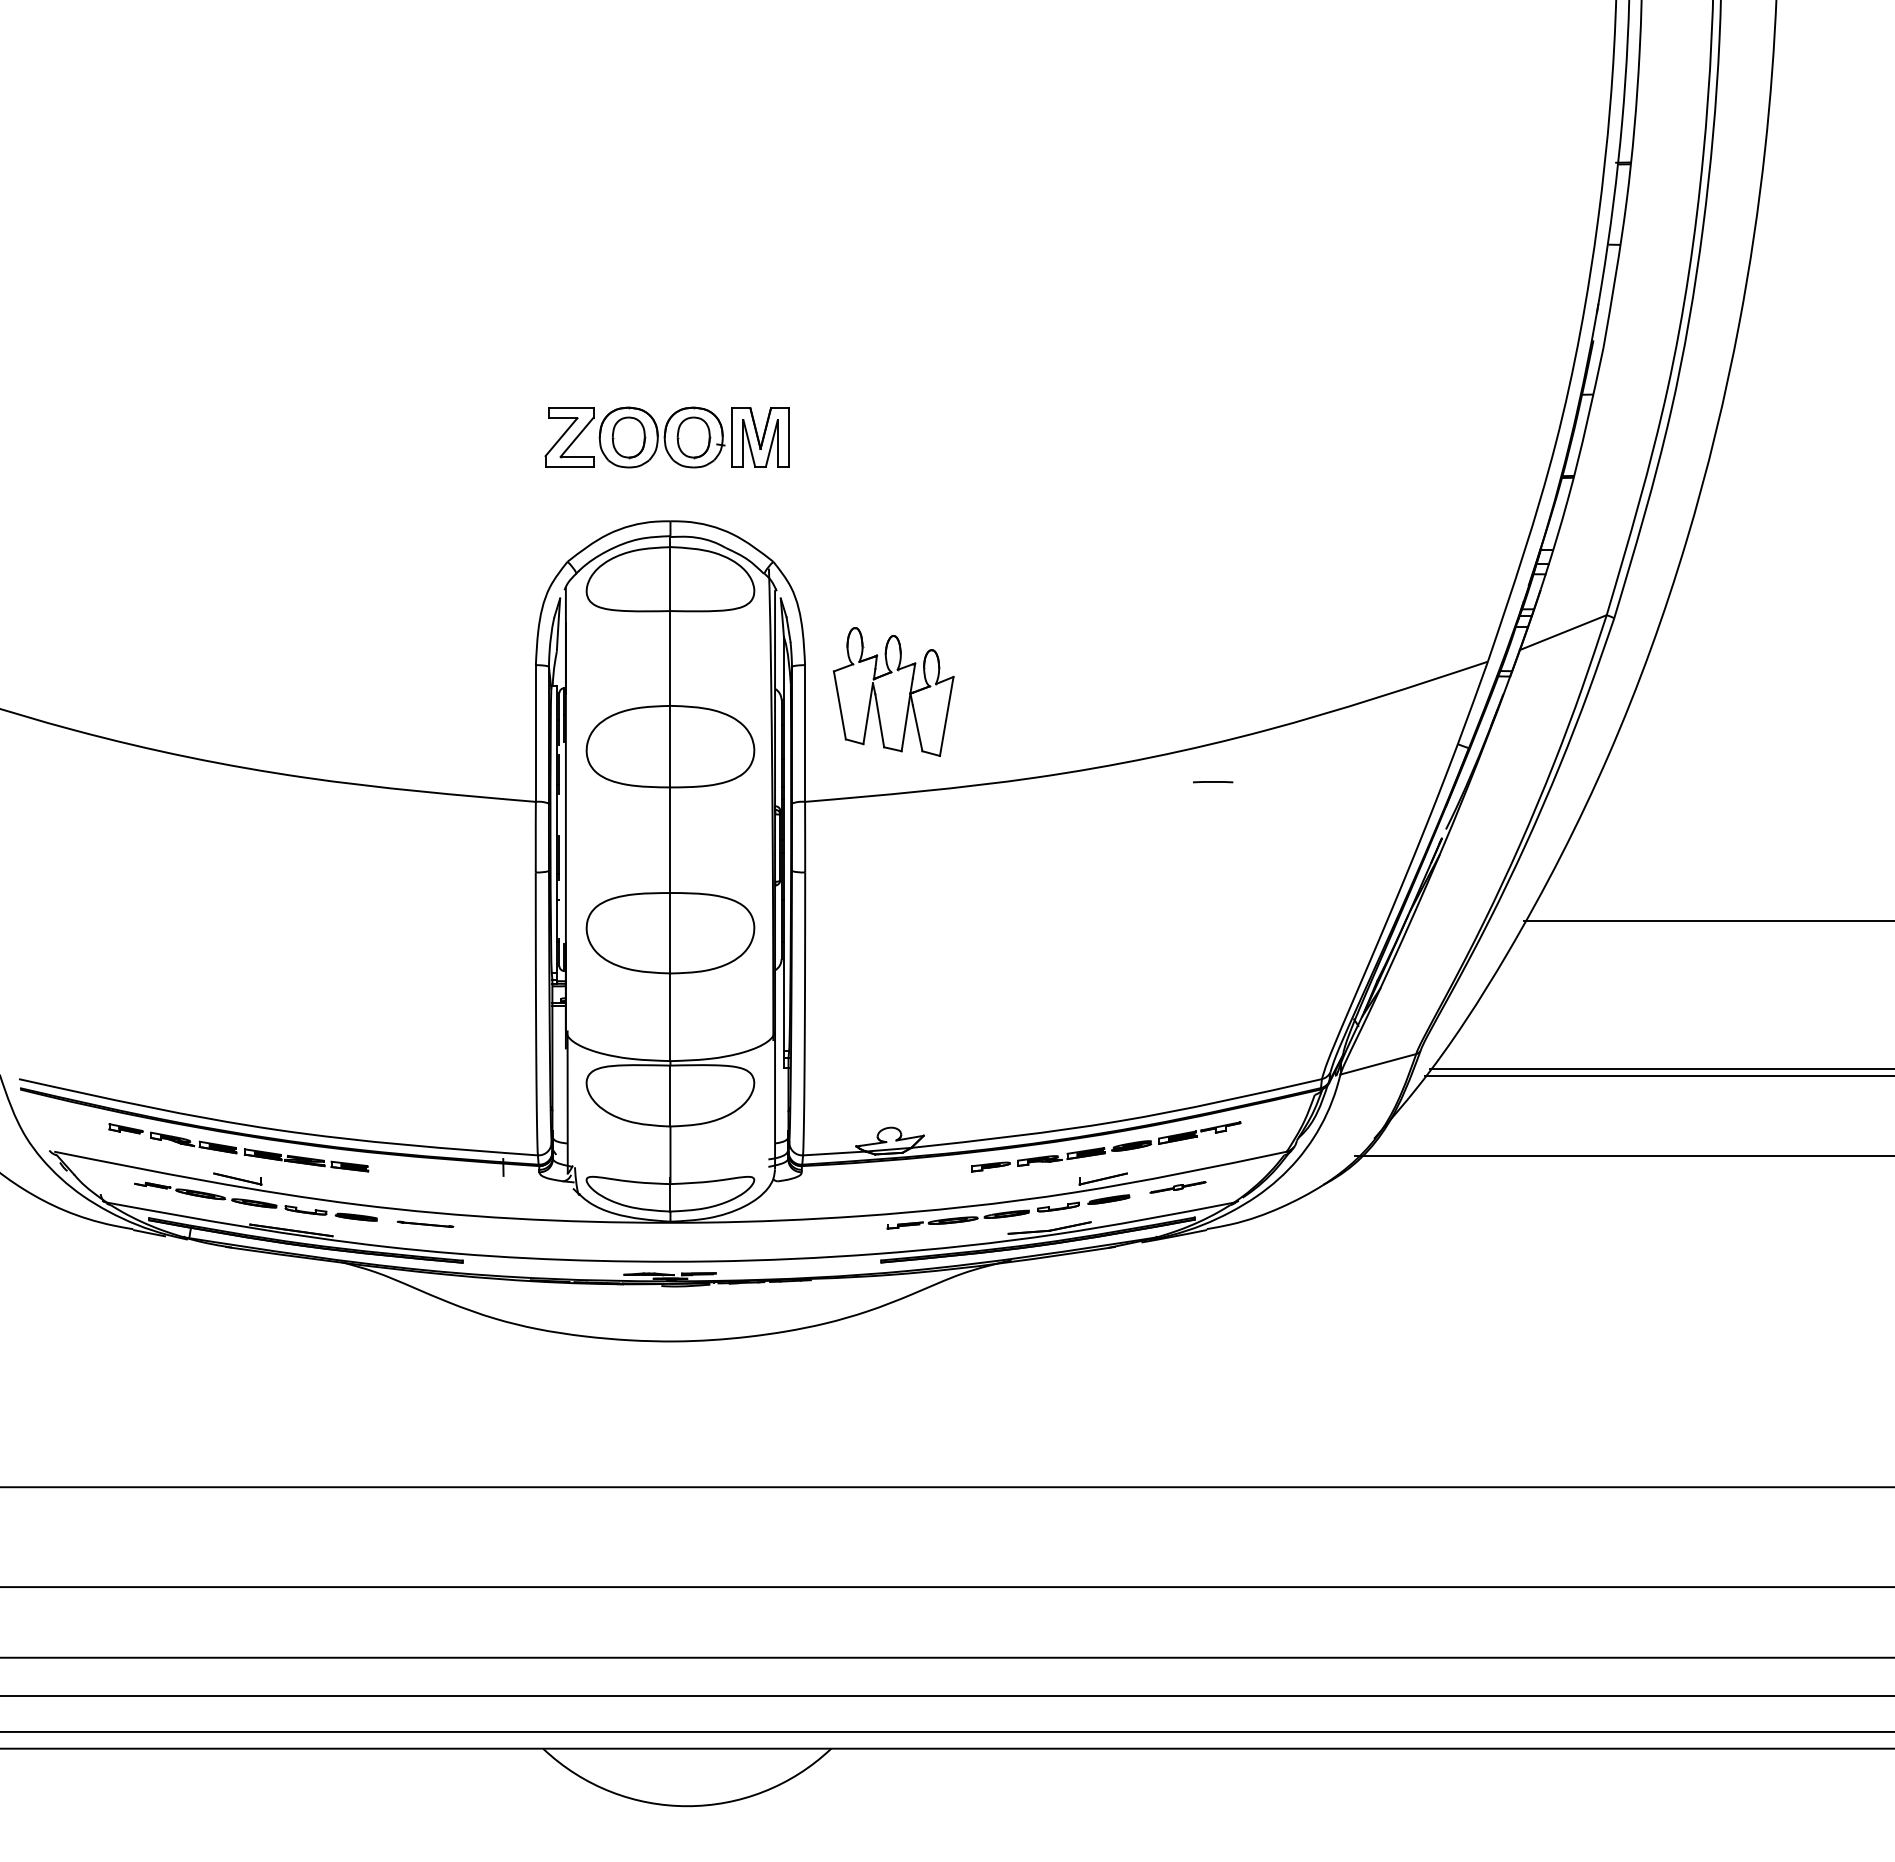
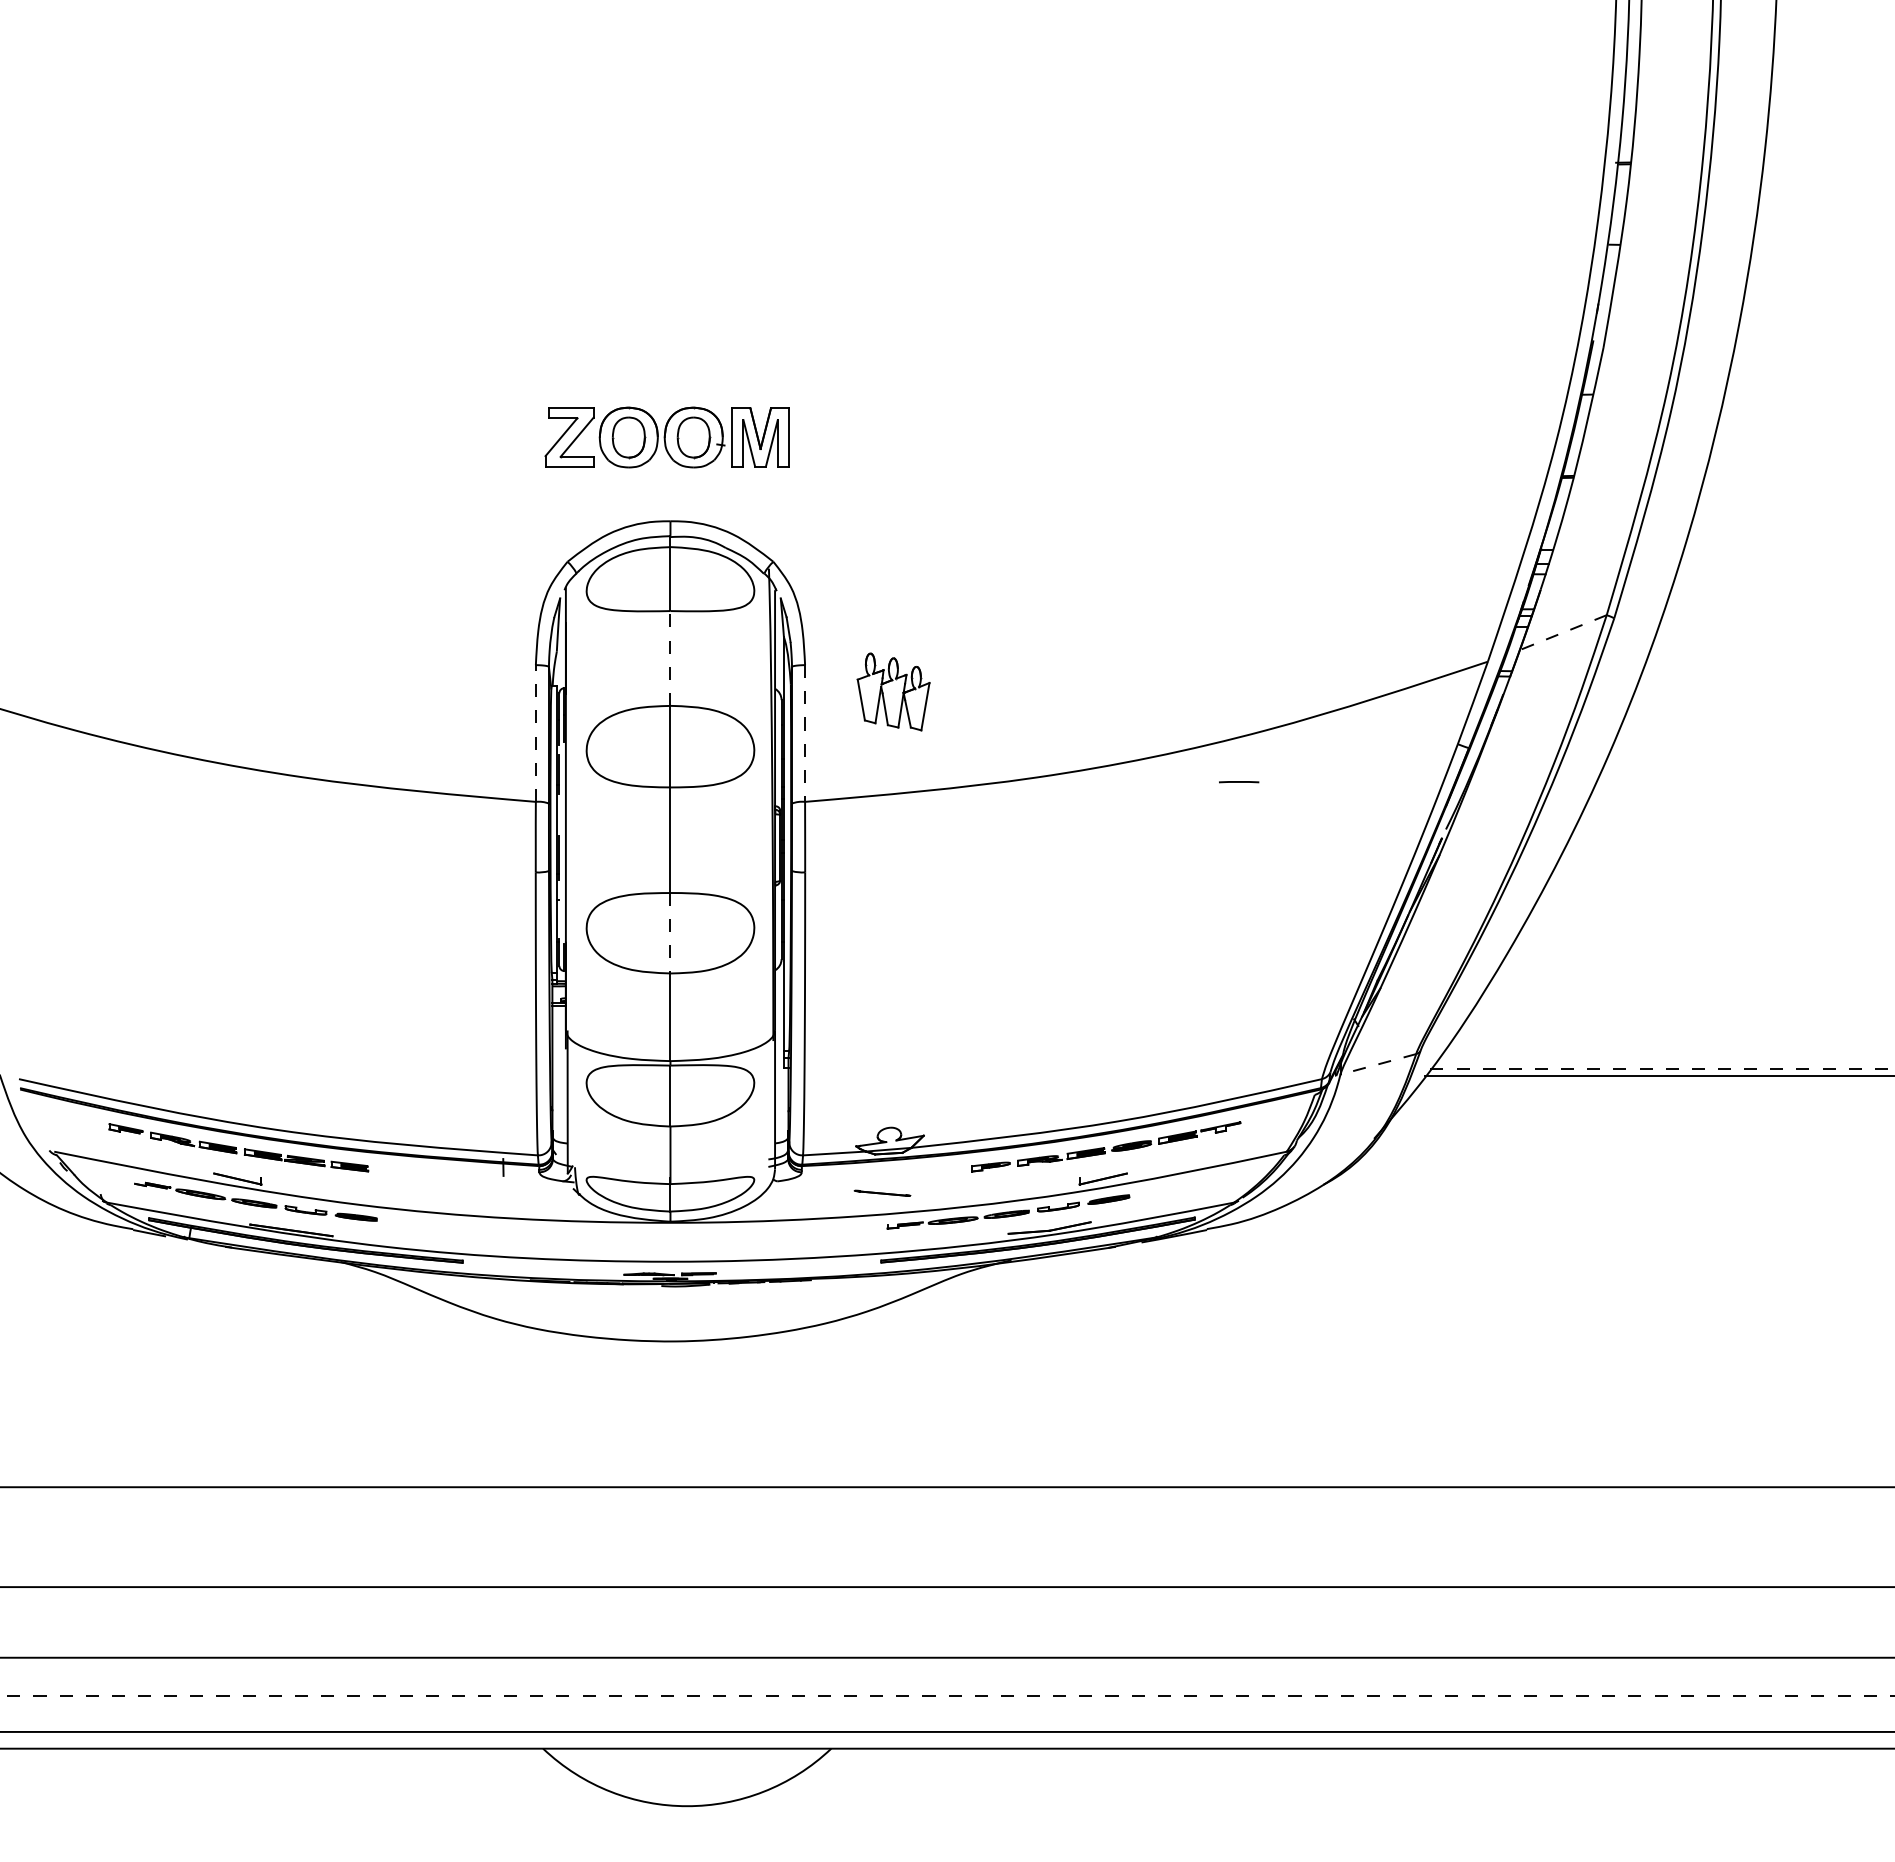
line: solid -> dashed (1563, 632)
line: solid -> dashed (670, 658)
part size: 123x130 px -> 75x80 px (893, 691)
line: solid -> dashed (535, 733)
line: solid -> dashed (805, 734)
line position: (1213, 782) -> (1239, 782) (1239, 782)
line: present -> none (1707, 920)
line: solid -> dashed (670, 933)
line: solid -> dashed (1377, 1064)
line: solid -> dashed (1662, 1068)
line: present -> none (1622, 1156)
part: present -> none (1177, 1187)
line position: (425, 1223) -> (882, 1192) (882, 1192)
line: solid -> dashed (947, 1696)
